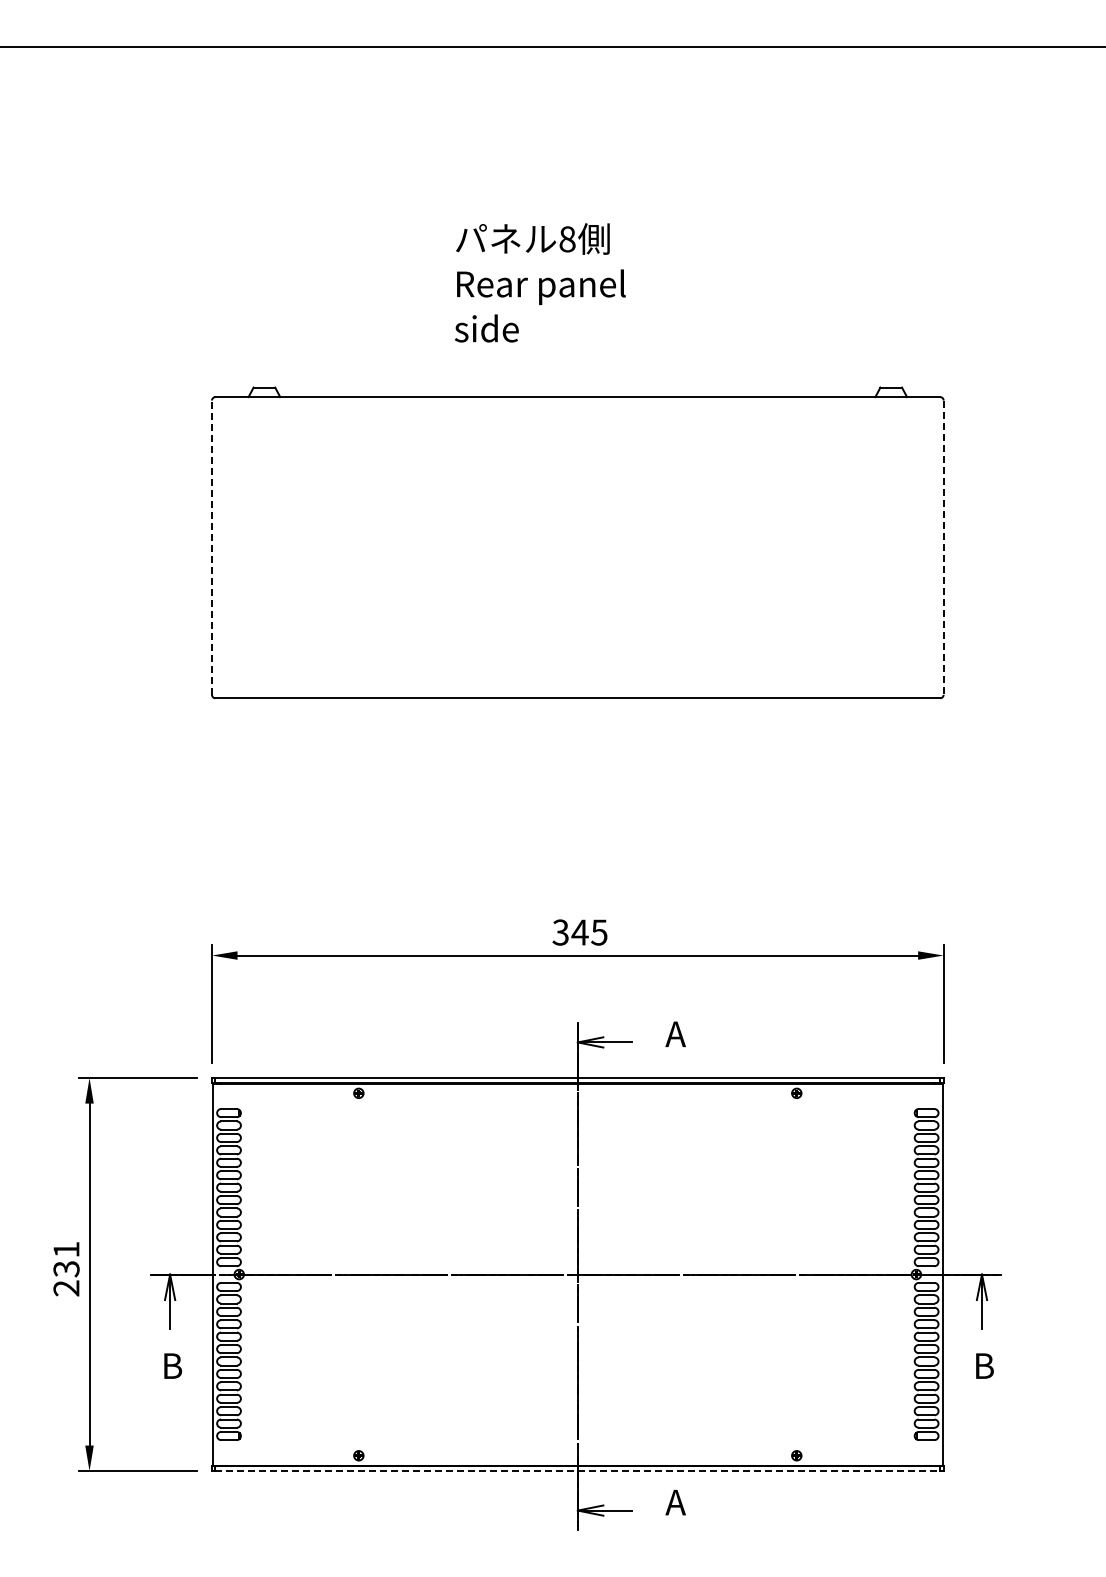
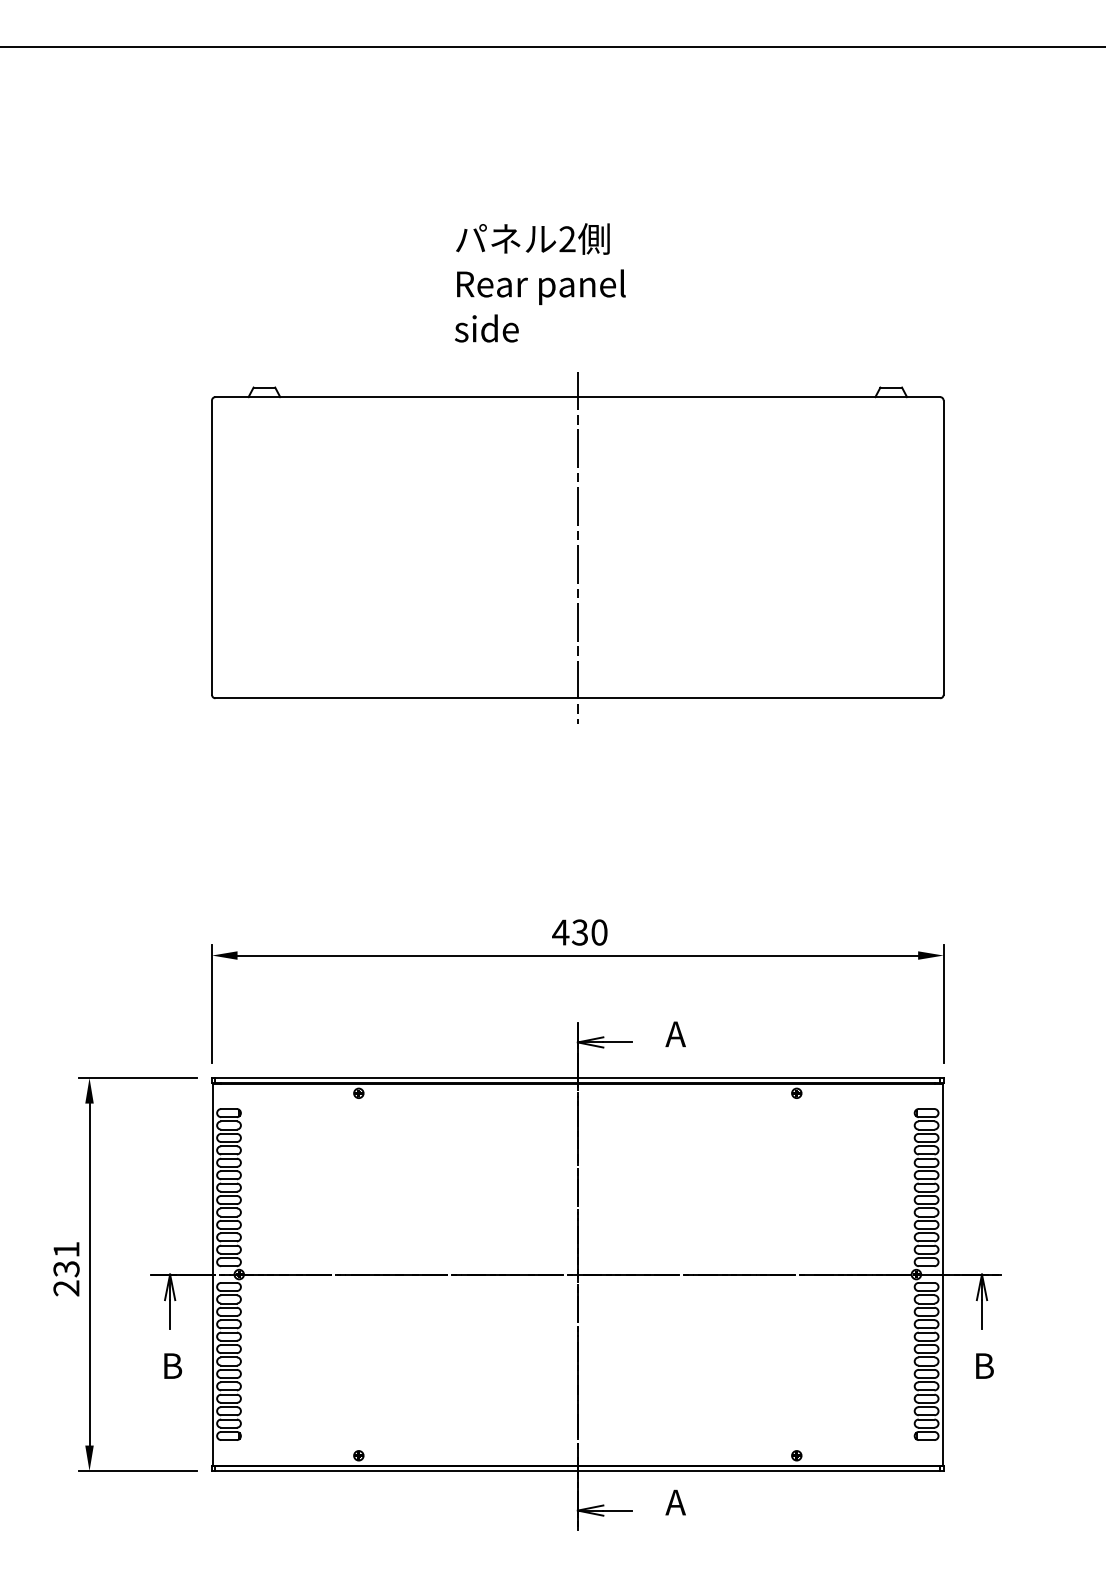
text: 8 -> 2 (567, 239)
line: dashed -> solid (212, 547)
line: none -> present (577, 547)
line: dashed -> solid (943, 548)
text: 345 -> 430 (579, 932)
line: dashed -> solid (578, 1471)
